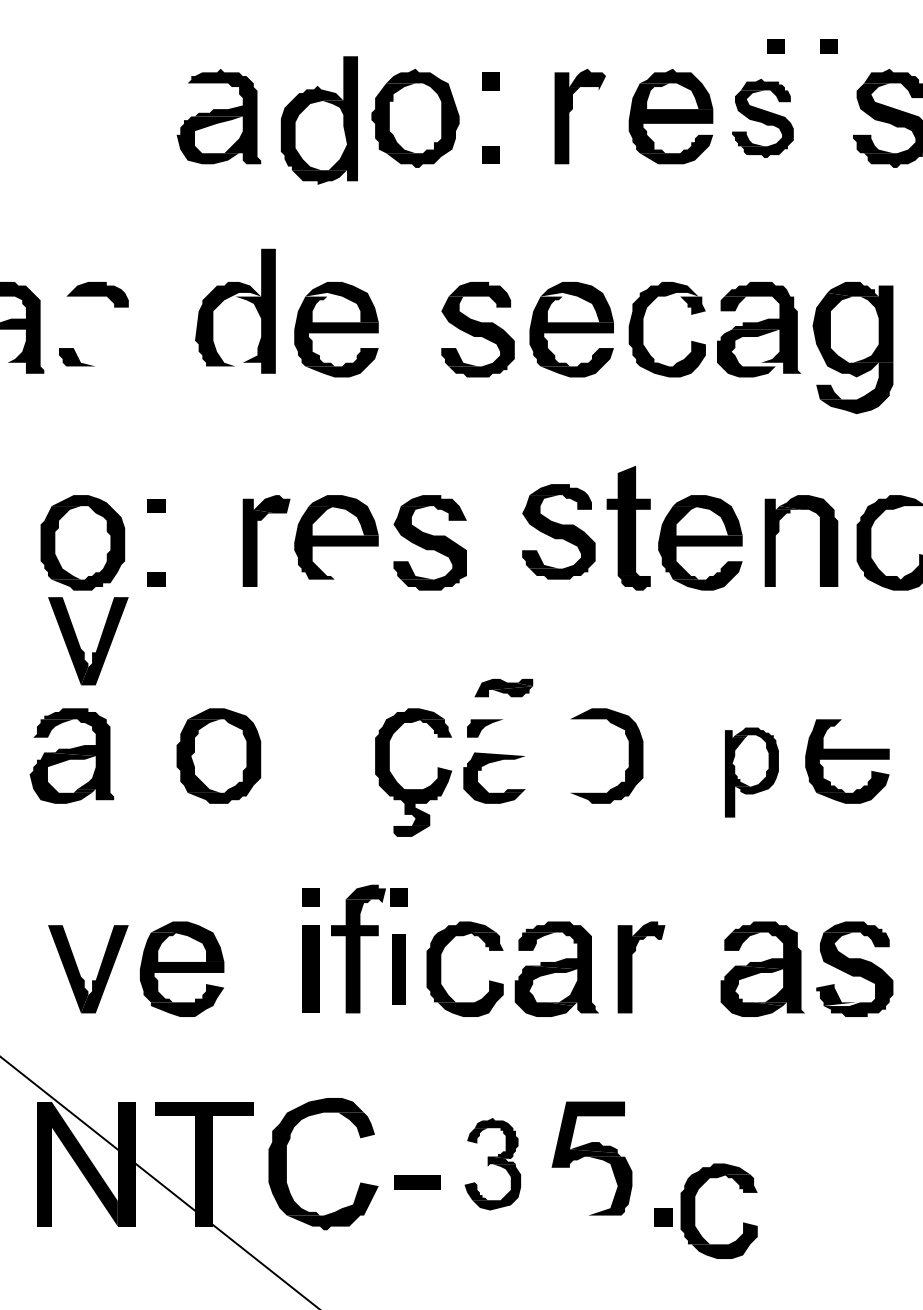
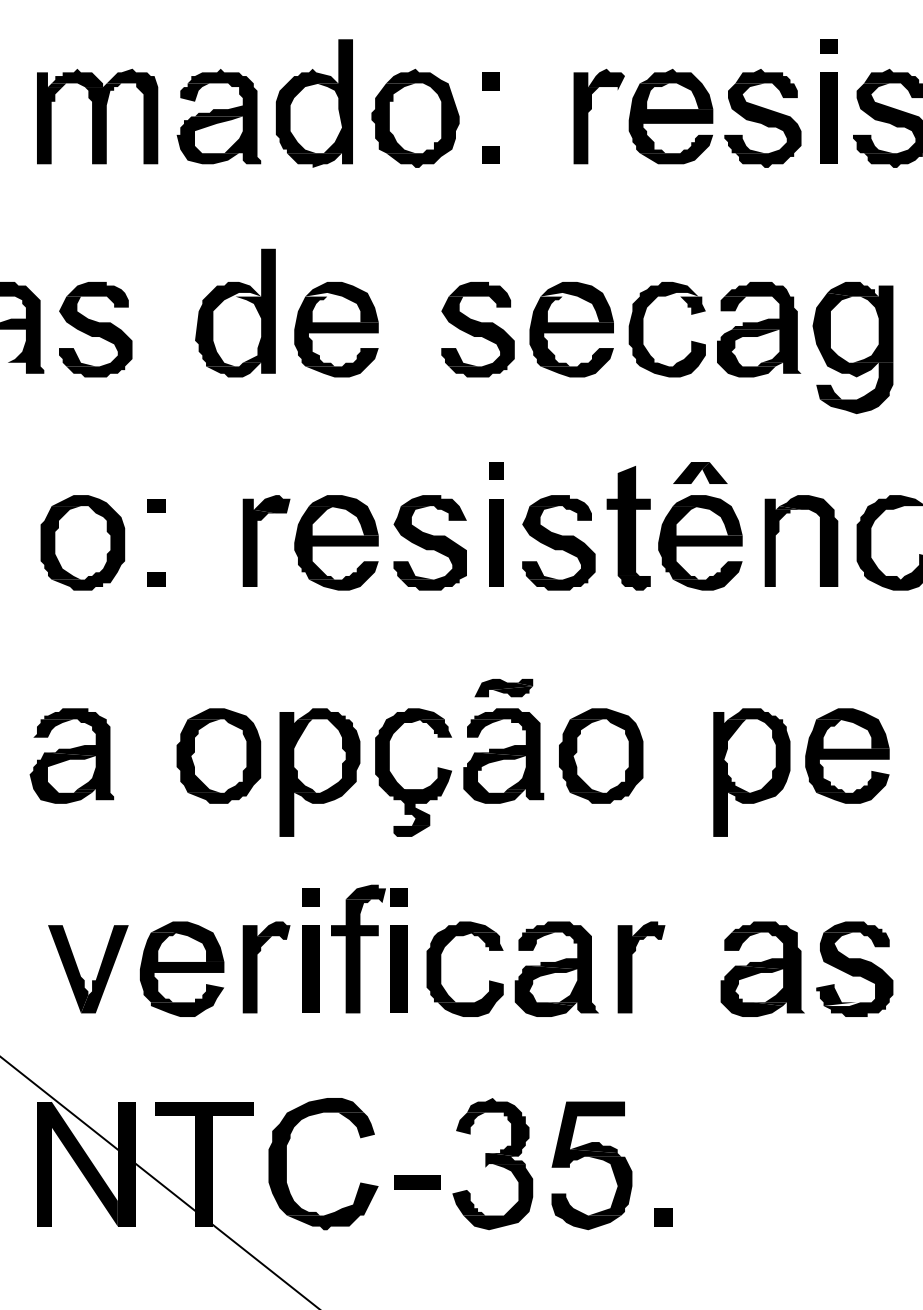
part: present -> none (775, 46)
fill: none -> present (200, 92)
part position: (572, 109) -> (591, 109) (591, 109)
part: none -> present (97, 116)
part size: 62x80 px -> 78x99 px (762, 118)
part: none -> present (828, 117)
part position: (318, 120) -> (313, 103) (313, 103)
fill: none -> present (95, 336)
fill: none -> present (766, 364)
fill: none -> present (233, 369)
part: none -> present (496, 470)
part: none -> present (700, 472)
part position: (558, 531) -> (558, 542) (558, 542)
part: none -> present (496, 542)
fill: none -> present (343, 575)
part: present -> none (79, 643)
fill: none -> present (852, 728)
fill: none -> present (507, 754)
fill: none -> present (580, 755)
part: none -> present (319, 772)
part size: 54x91 px -> 78x129 px (751, 772)
part: none -> present (257, 967)
part size: 14x71 px -> 18x88 px (398, 968)
part size: 58x93 px -> 82x133 px (492, 1164)
part: present -> none (695, 1210)
fill: none -> present (586, 1211)
